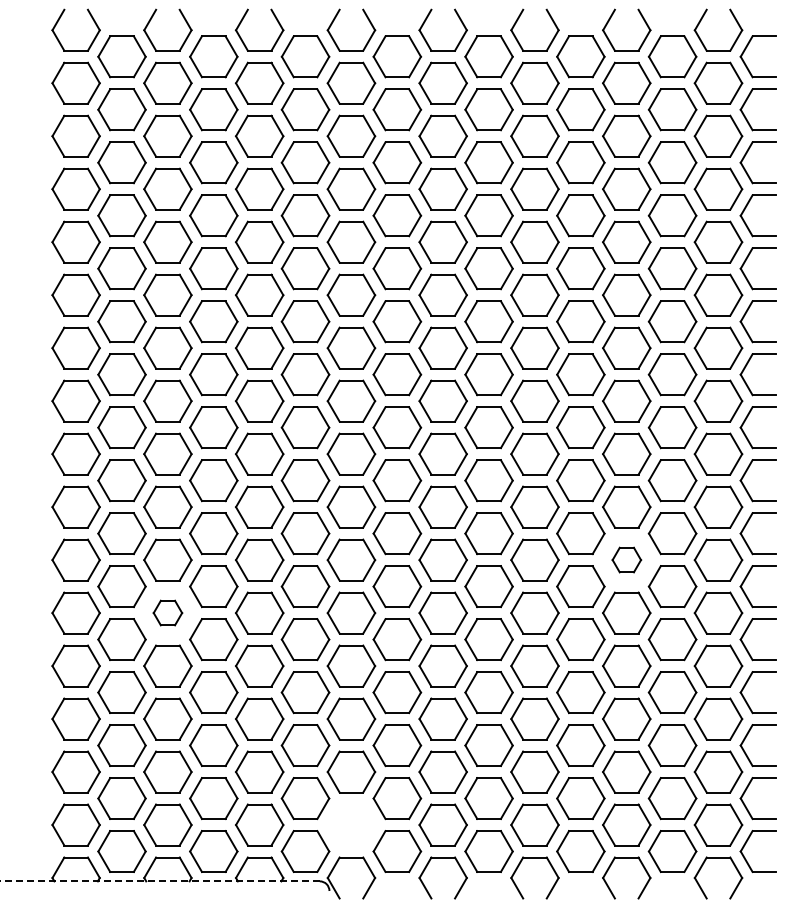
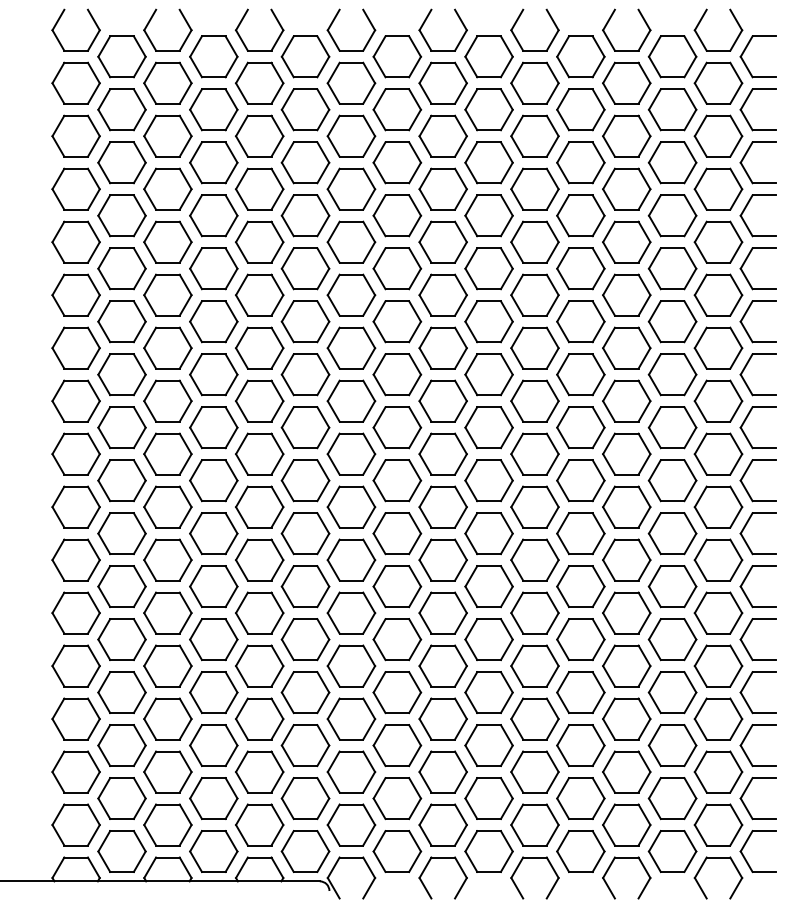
part size: 32x28 px -> 50x44 px (626, 559)
part size: 32x28 px -> 50x44 px (167, 612)
part: none -> present (351, 824)
line: dashed -> solid (160, 881)
